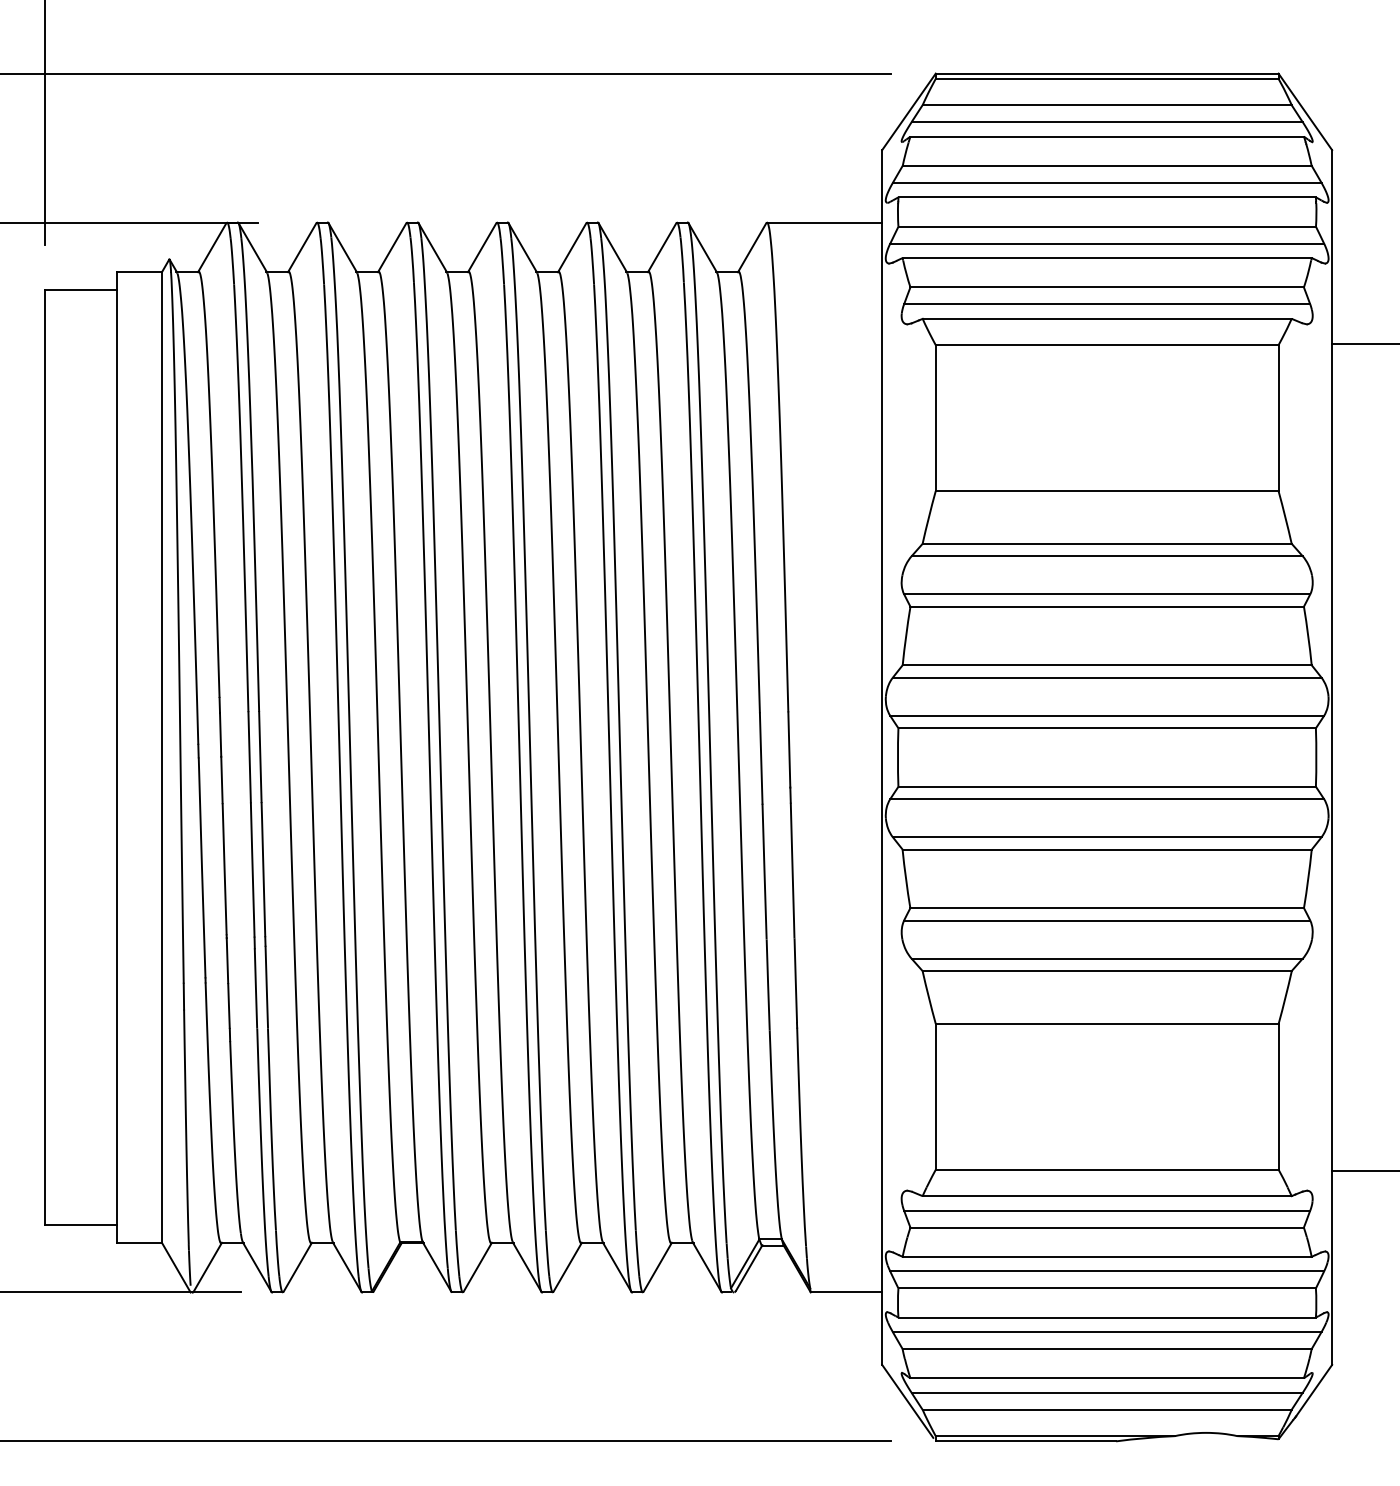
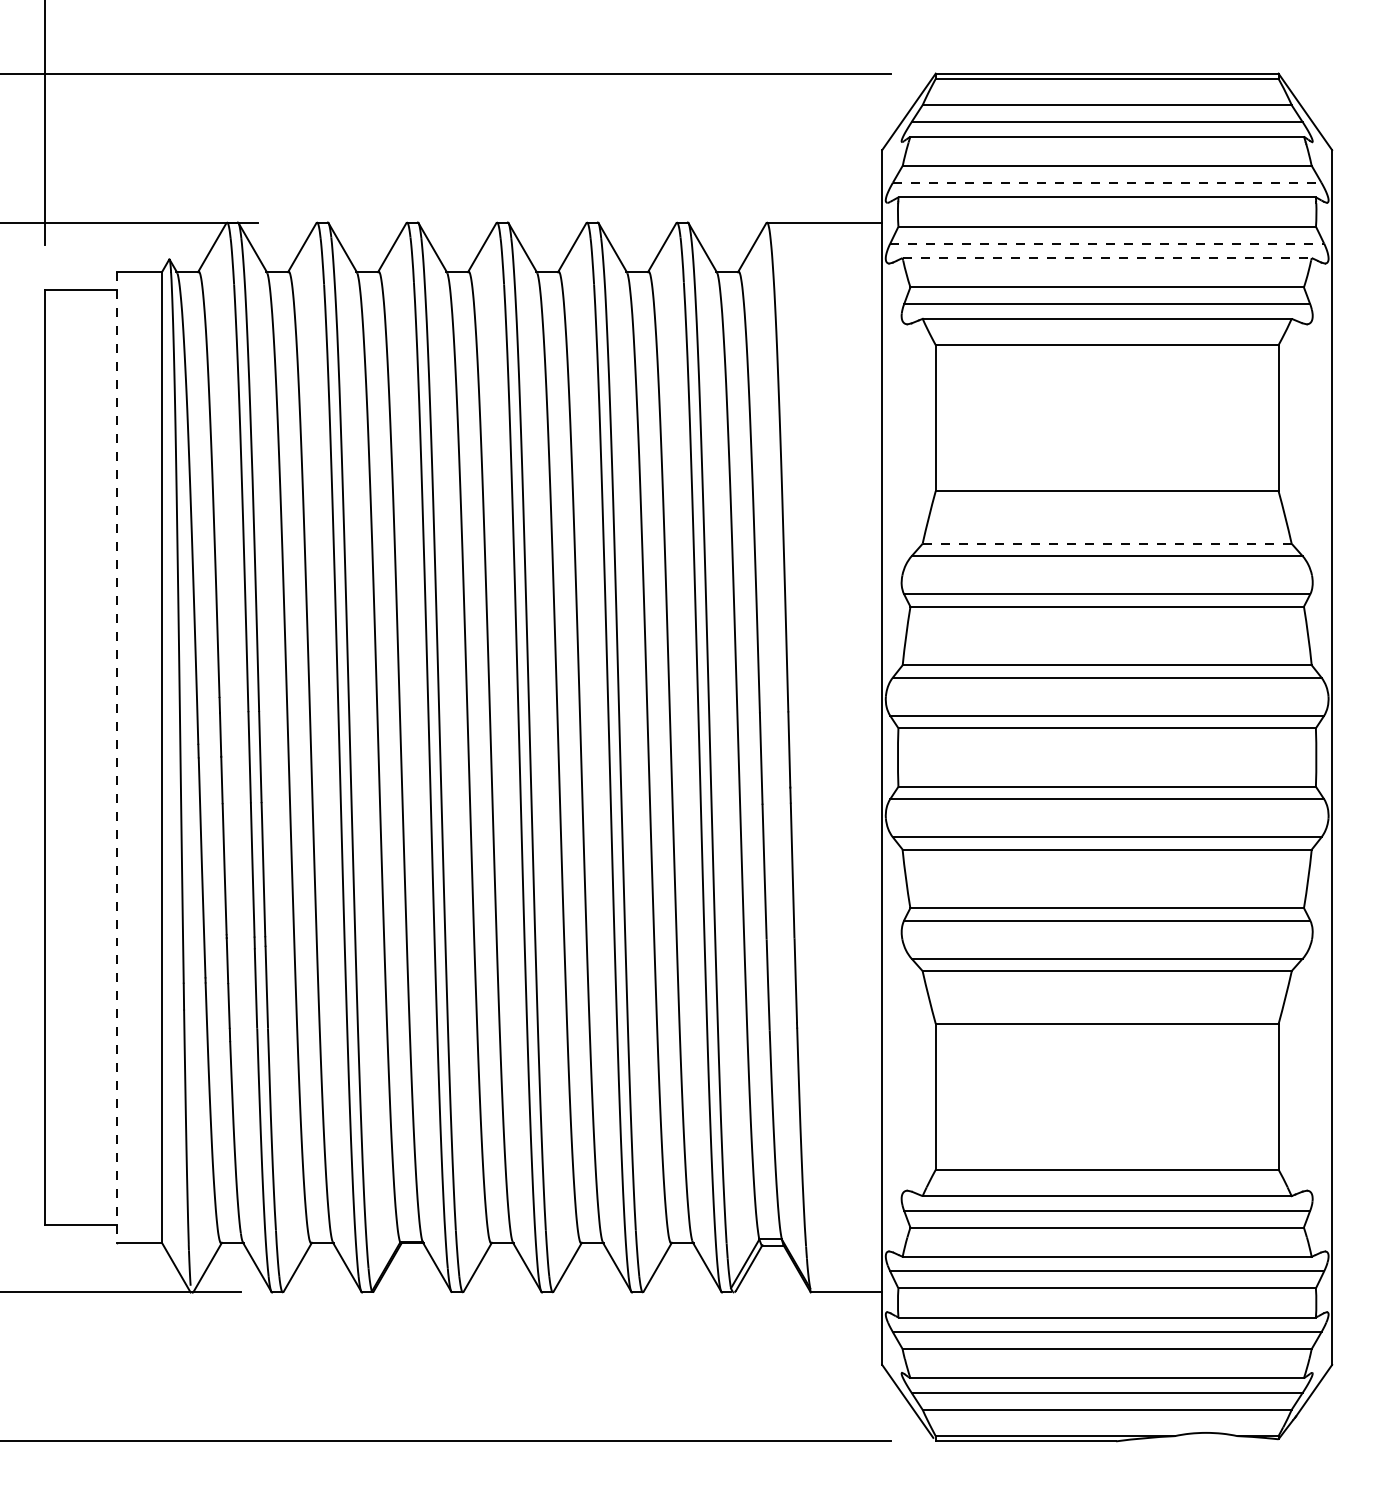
line: solid -> dashed (1107, 182)
line: solid -> dashed (1107, 243)
line: solid -> dashed (1107, 258)
line: present -> none (1364, 343)
line: solid -> dashed (1107, 543)
line: solid -> dashed (117, 757)
line: present -> none (1364, 1171)
